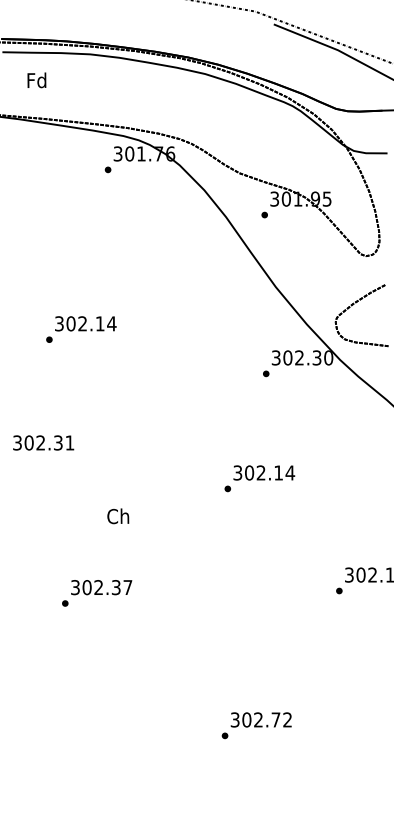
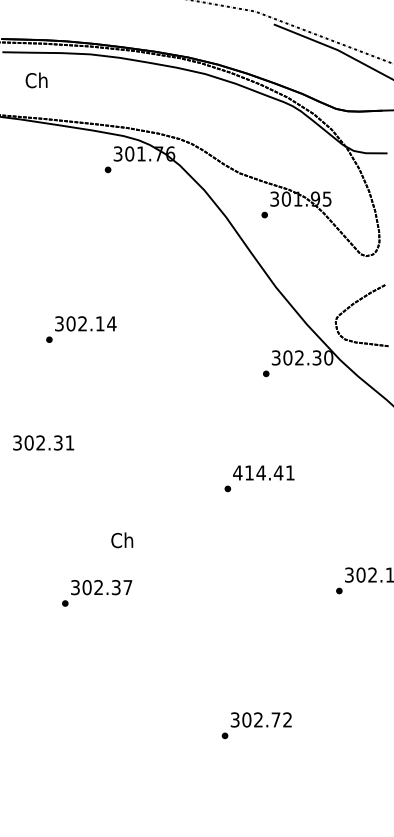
text: Fd -> Ch (36, 80)
text: 302.14 -> 414.41 (264, 472)
text position: (118, 516) -> (122, 540) (122, 540)
